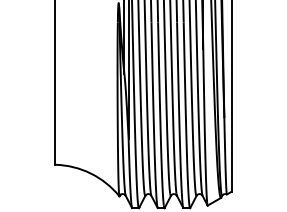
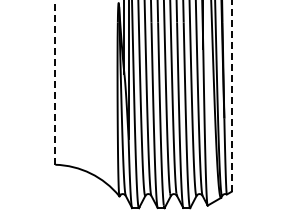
line: solid -> dashed (55, 81)
line: solid -> dashed (231, 95)
